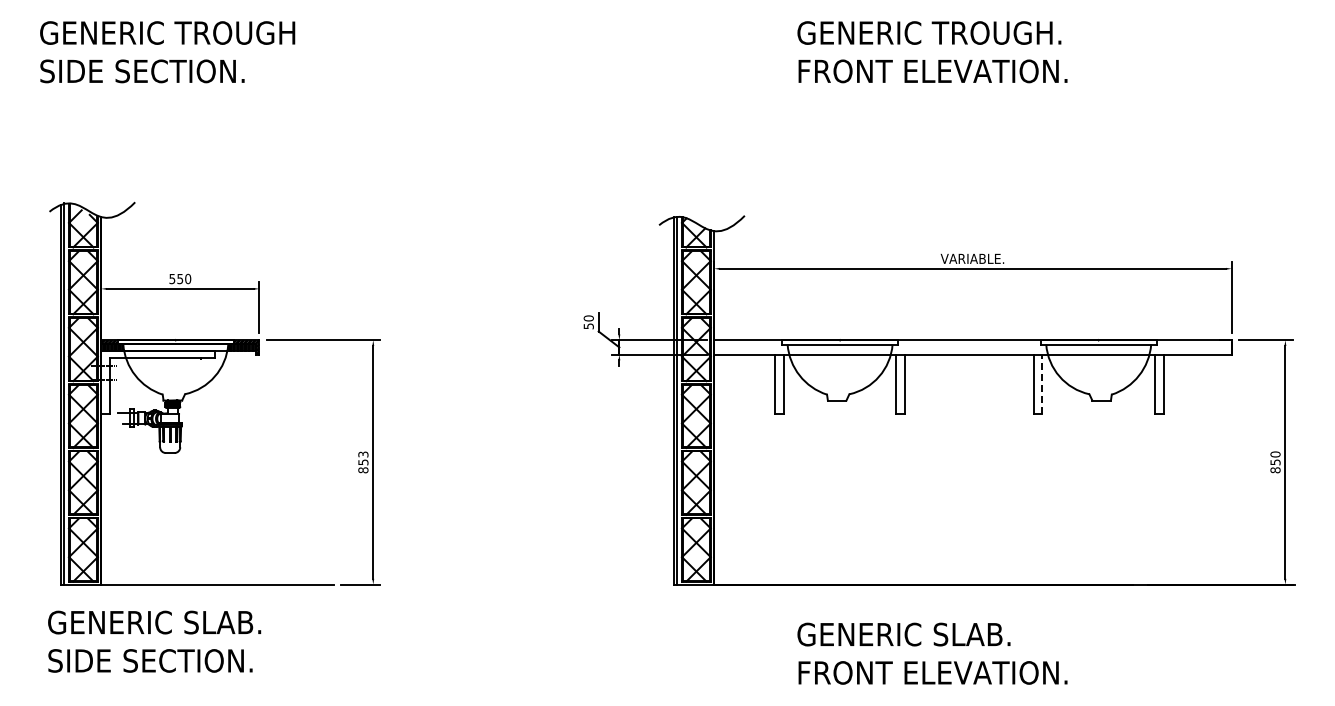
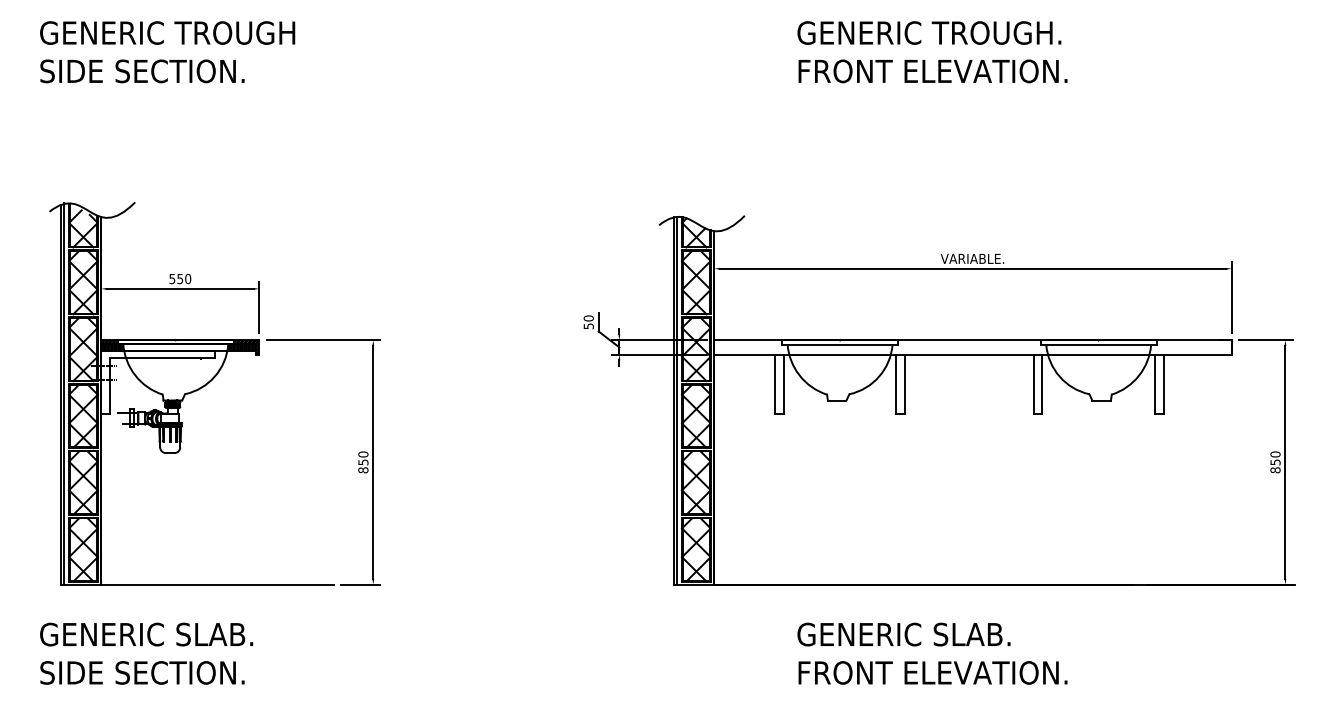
line: dashed -> solid (1042, 384)
text: 853 -> 850 (363, 454)
text position: (154, 641) -> (146, 653) (146, 653)
